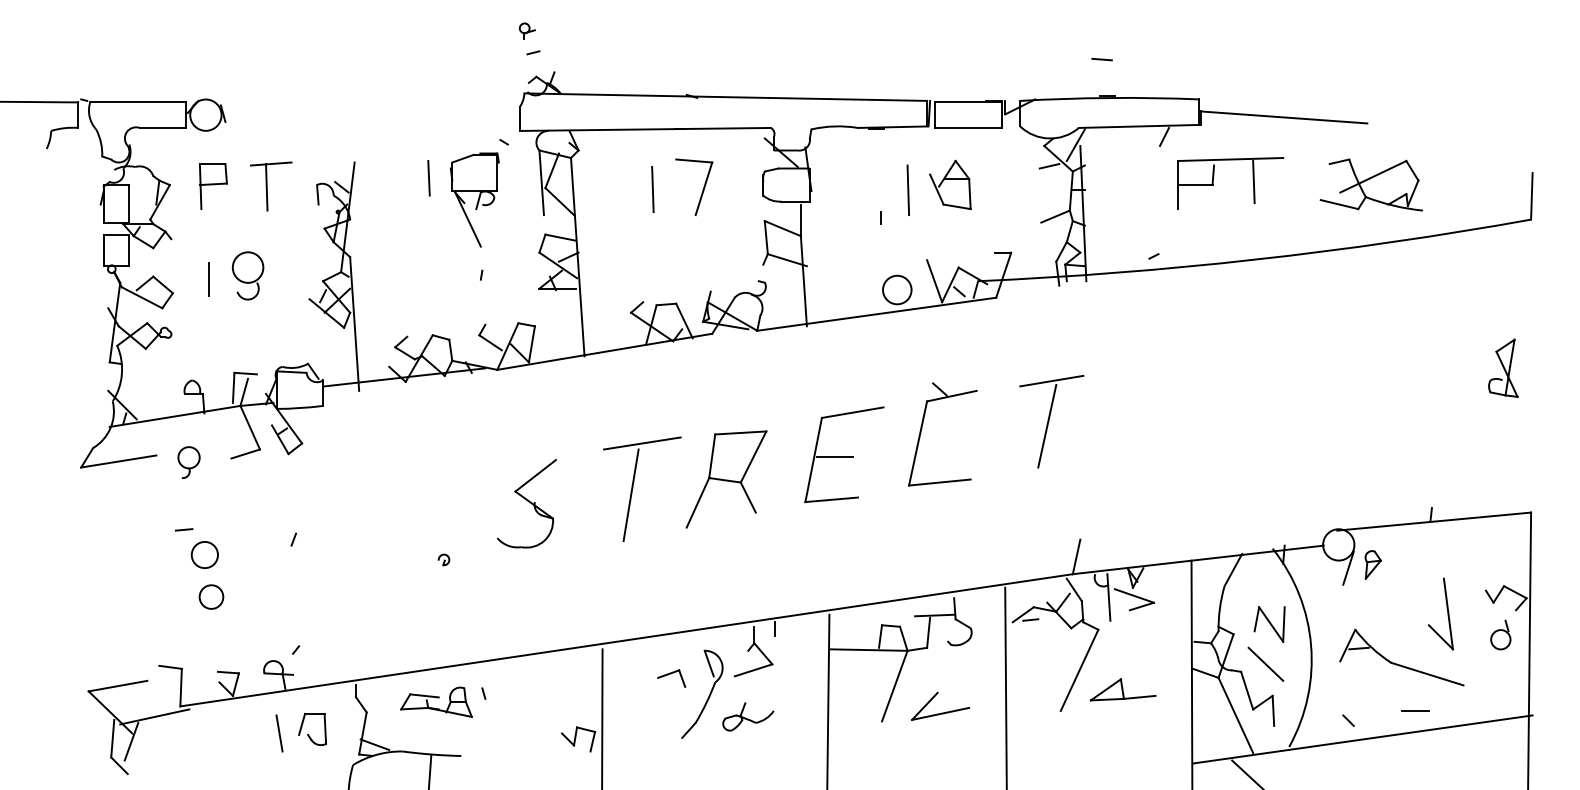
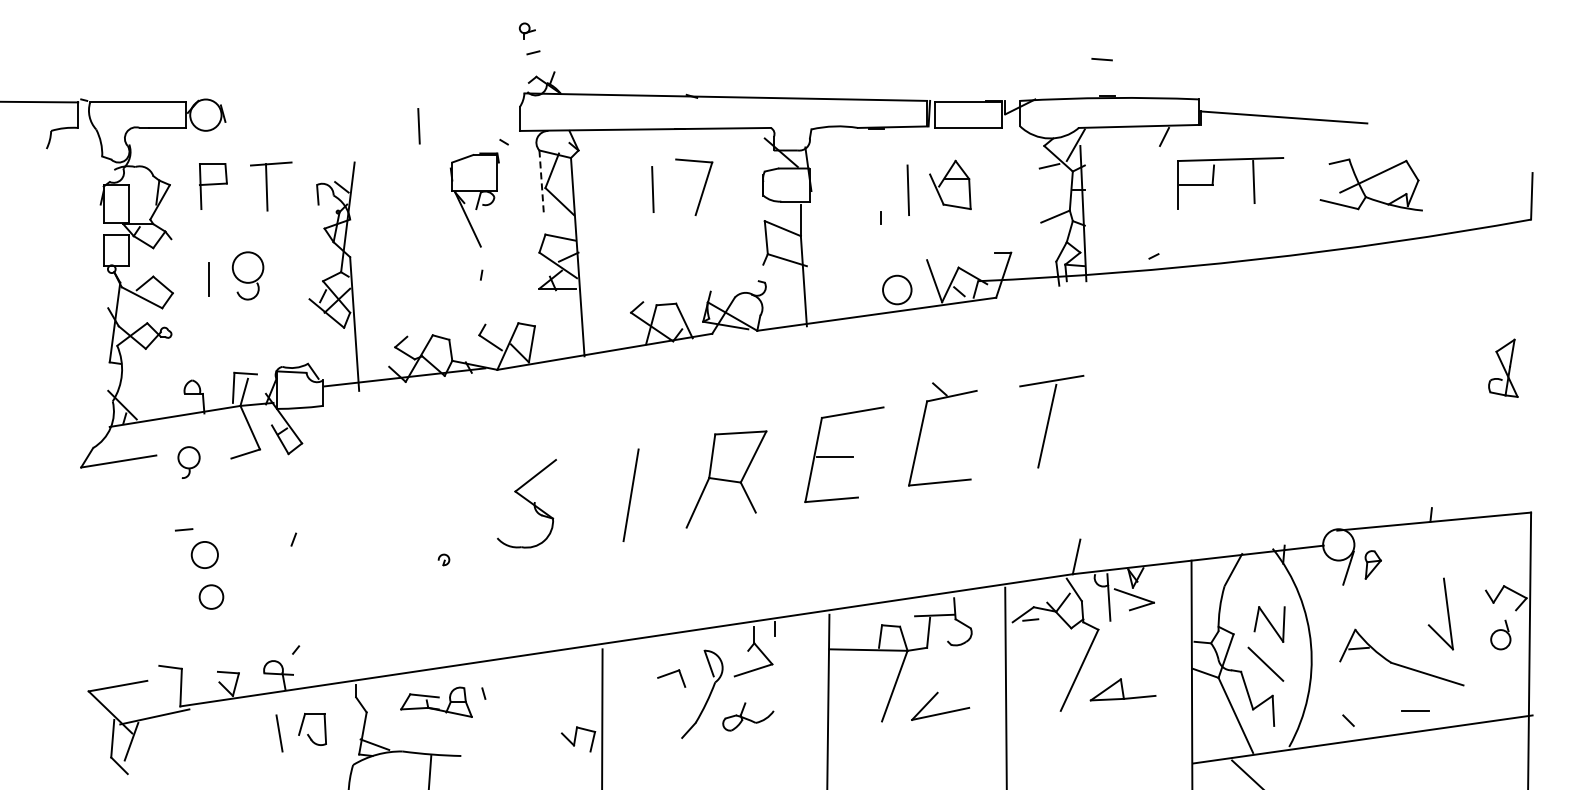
line position: (428, 178) -> (418, 126) (418, 126)
line: solid -> dashed (541, 183)
line: present -> none (642, 443)
